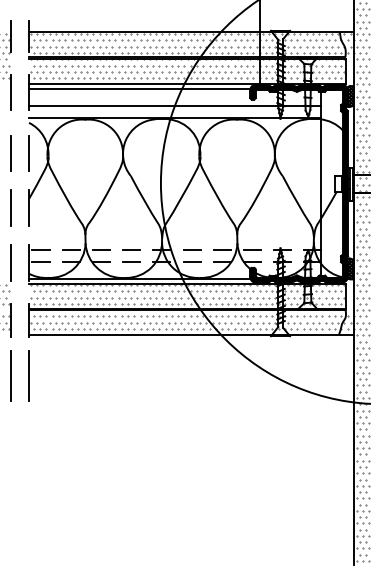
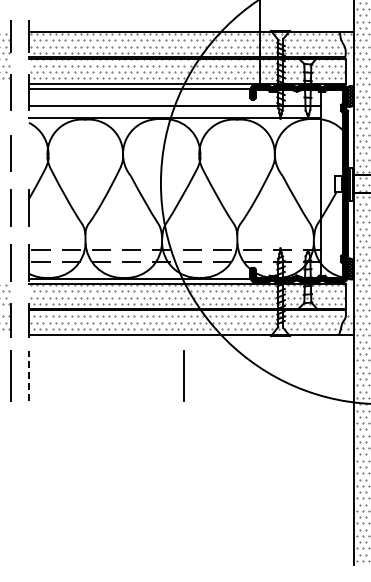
line: present -> none (29, 153)
line: solid -> dashed (29, 375)
line: none -> present (183, 375)
